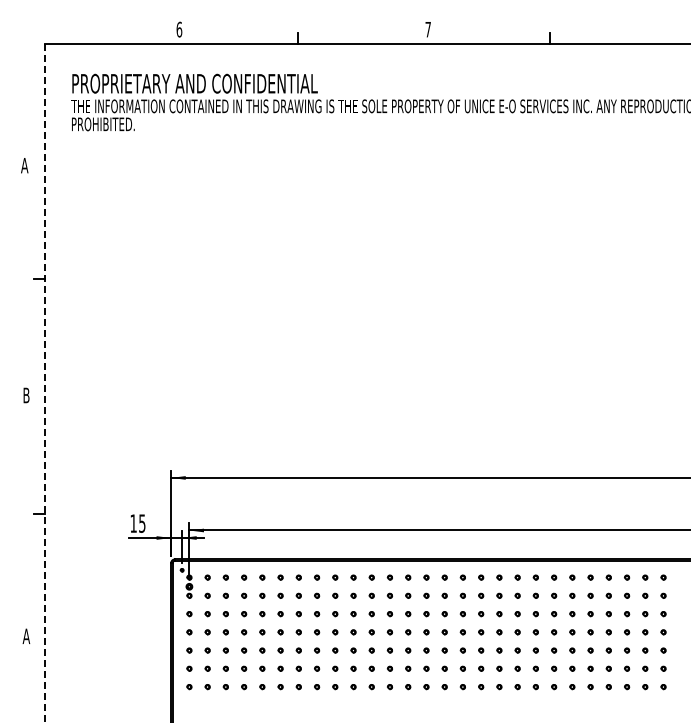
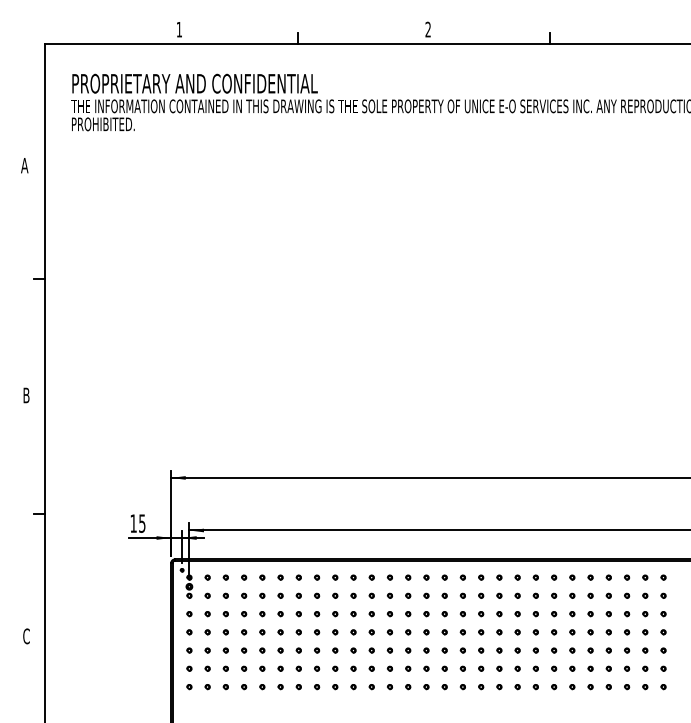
text: 6 -> 1 (179, 29)
text: 7 -> 2 (427, 29)
line: dashed -> solid (45, 383)
text: A -> C (26, 636)
